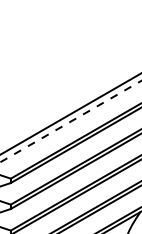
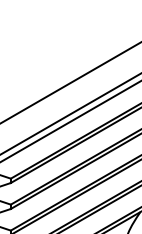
line: none -> present (70, 82)
line: dashed -> solid (70, 121)
